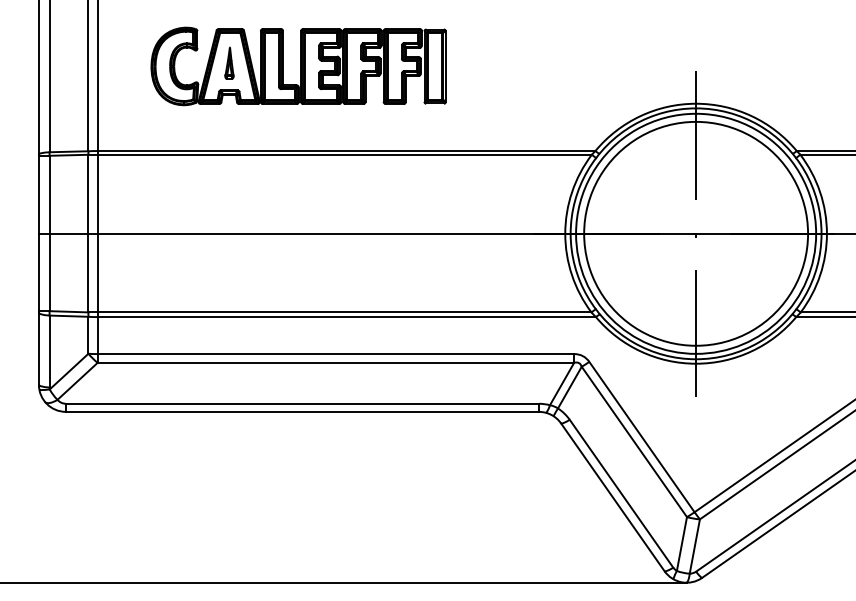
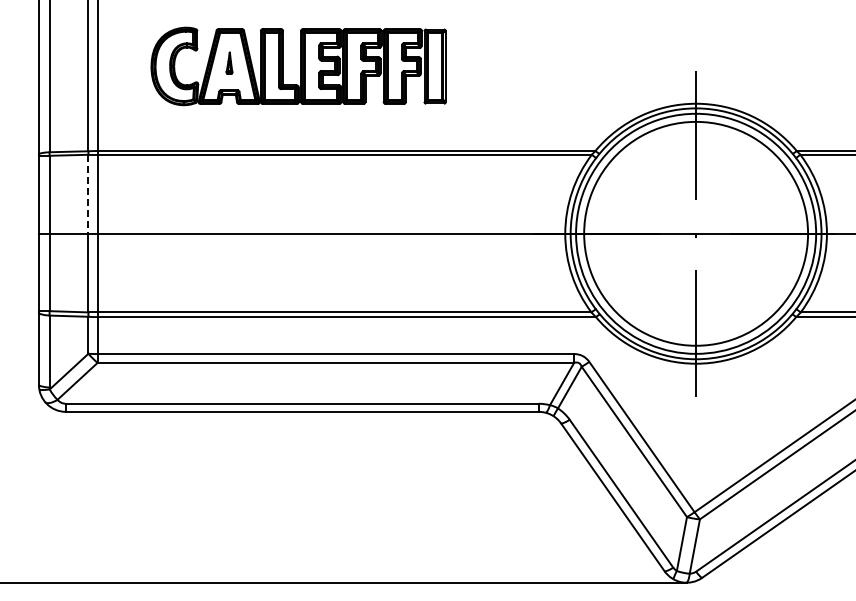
part size: 11x34 px -> 9x24 px (229, 62)
line: solid -> dashed (88, 194)
